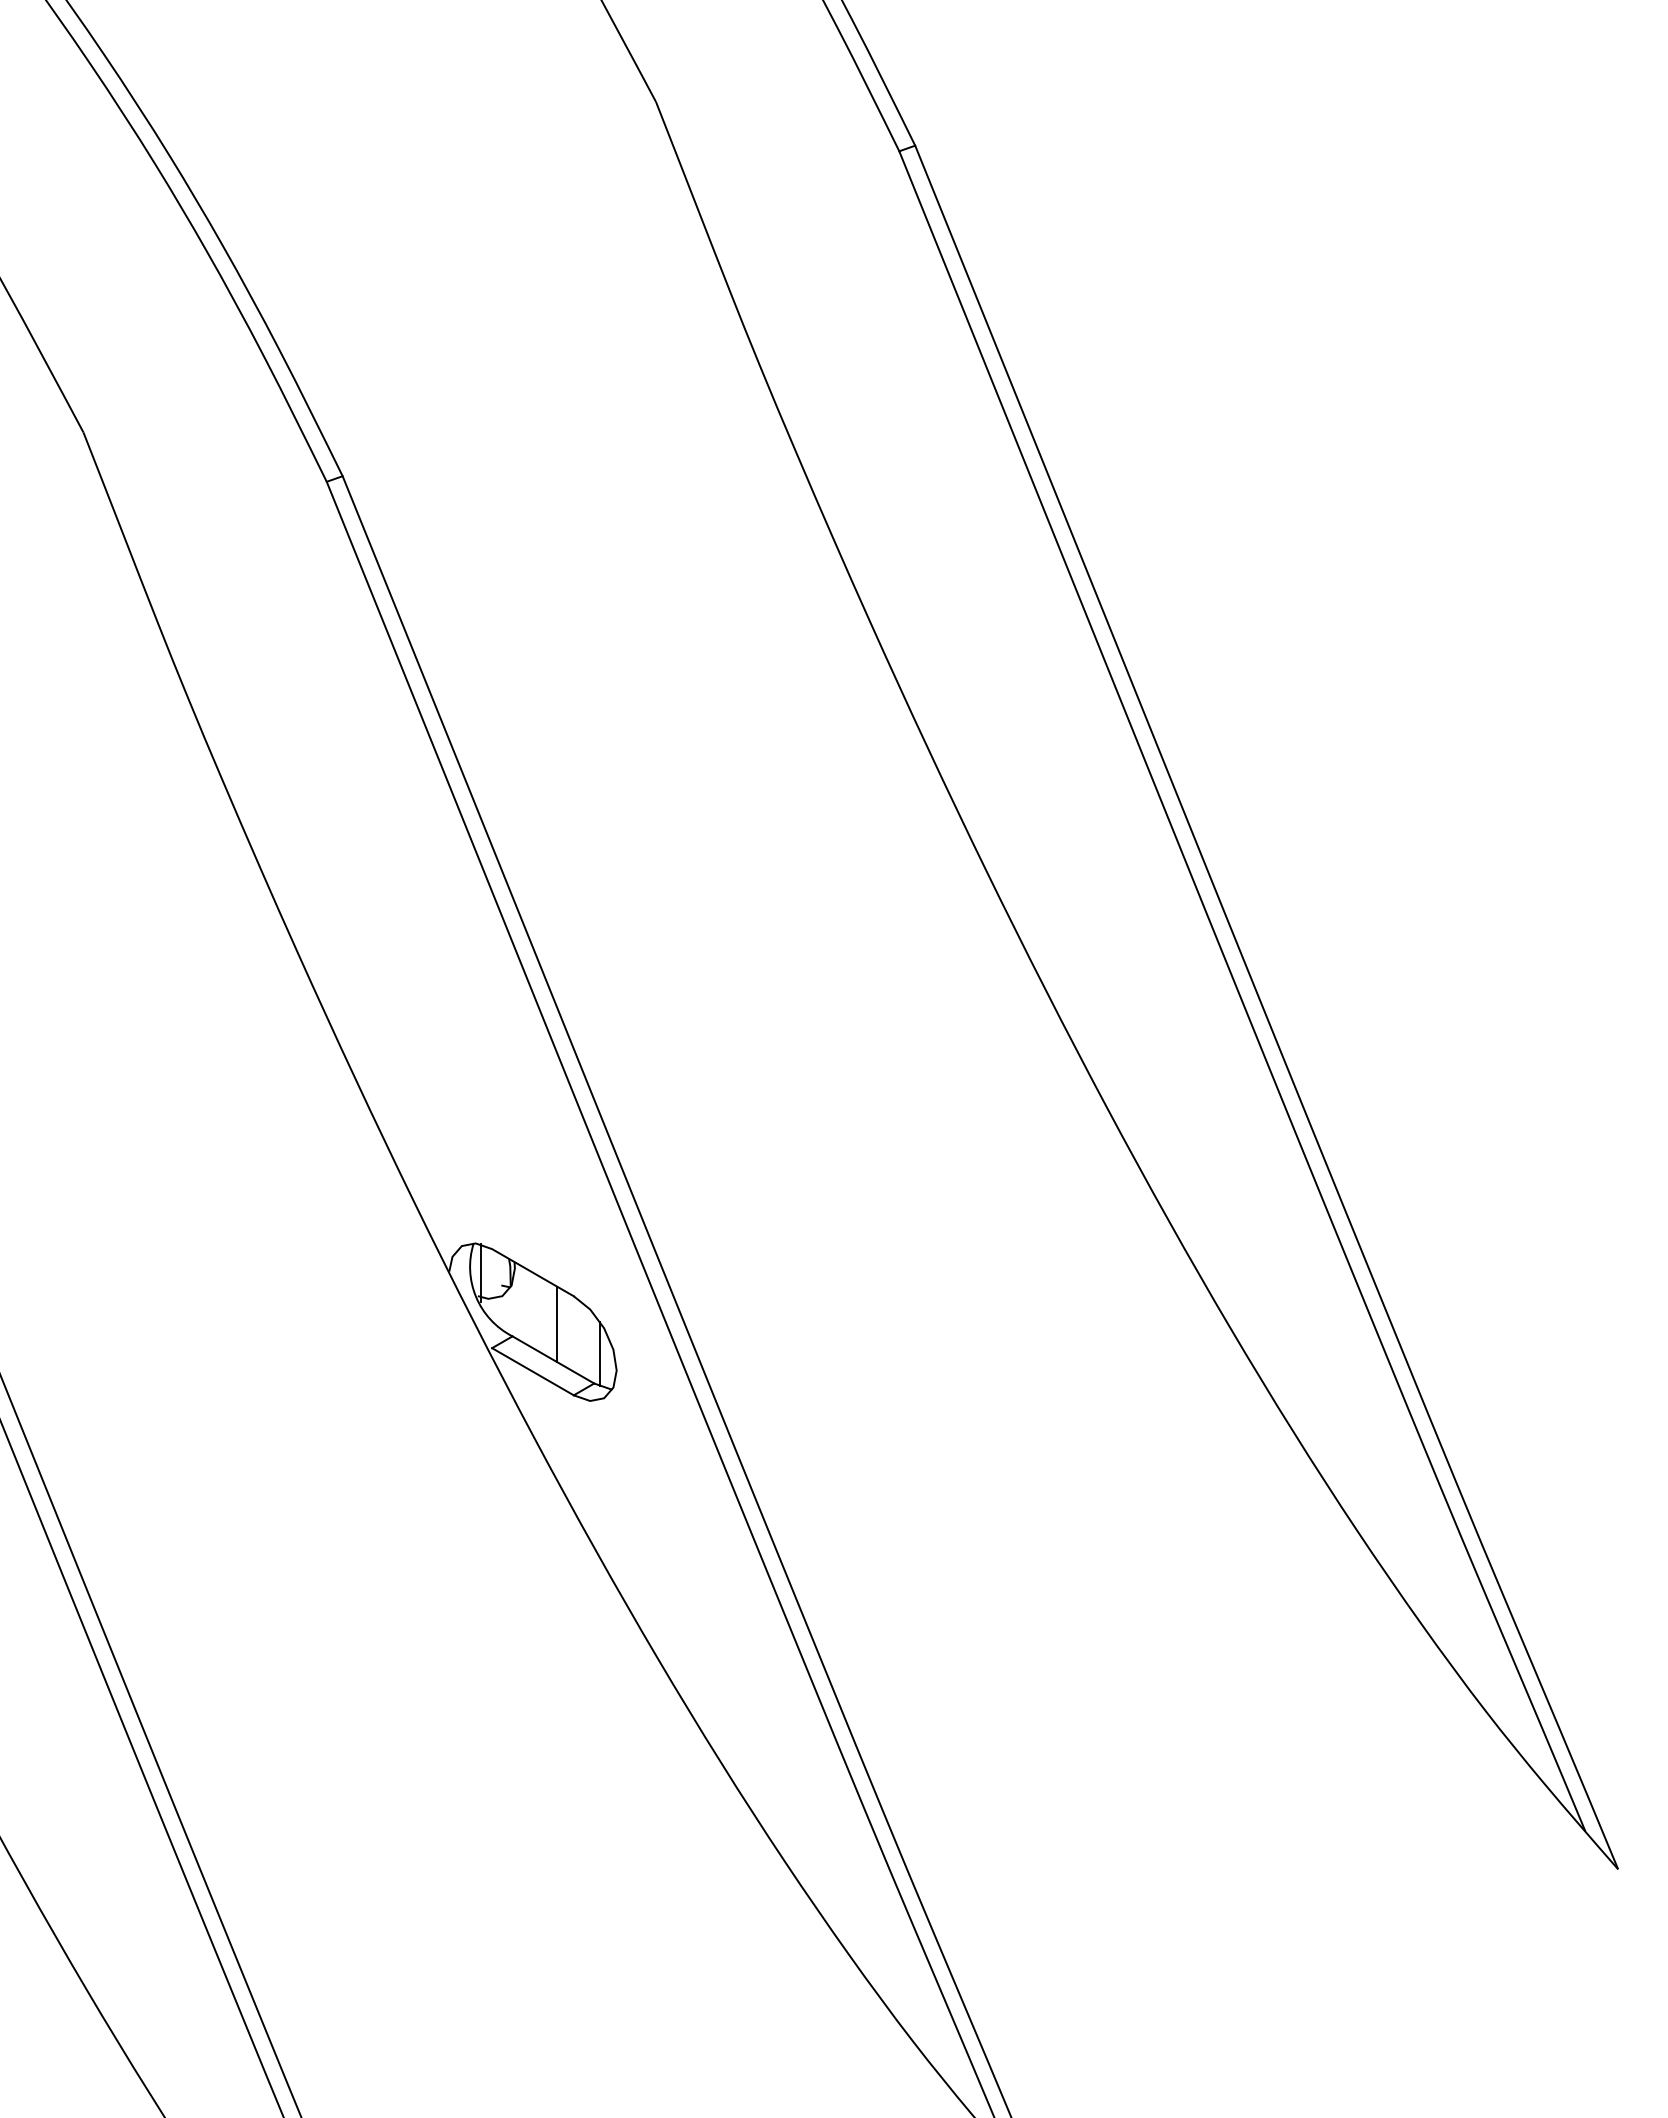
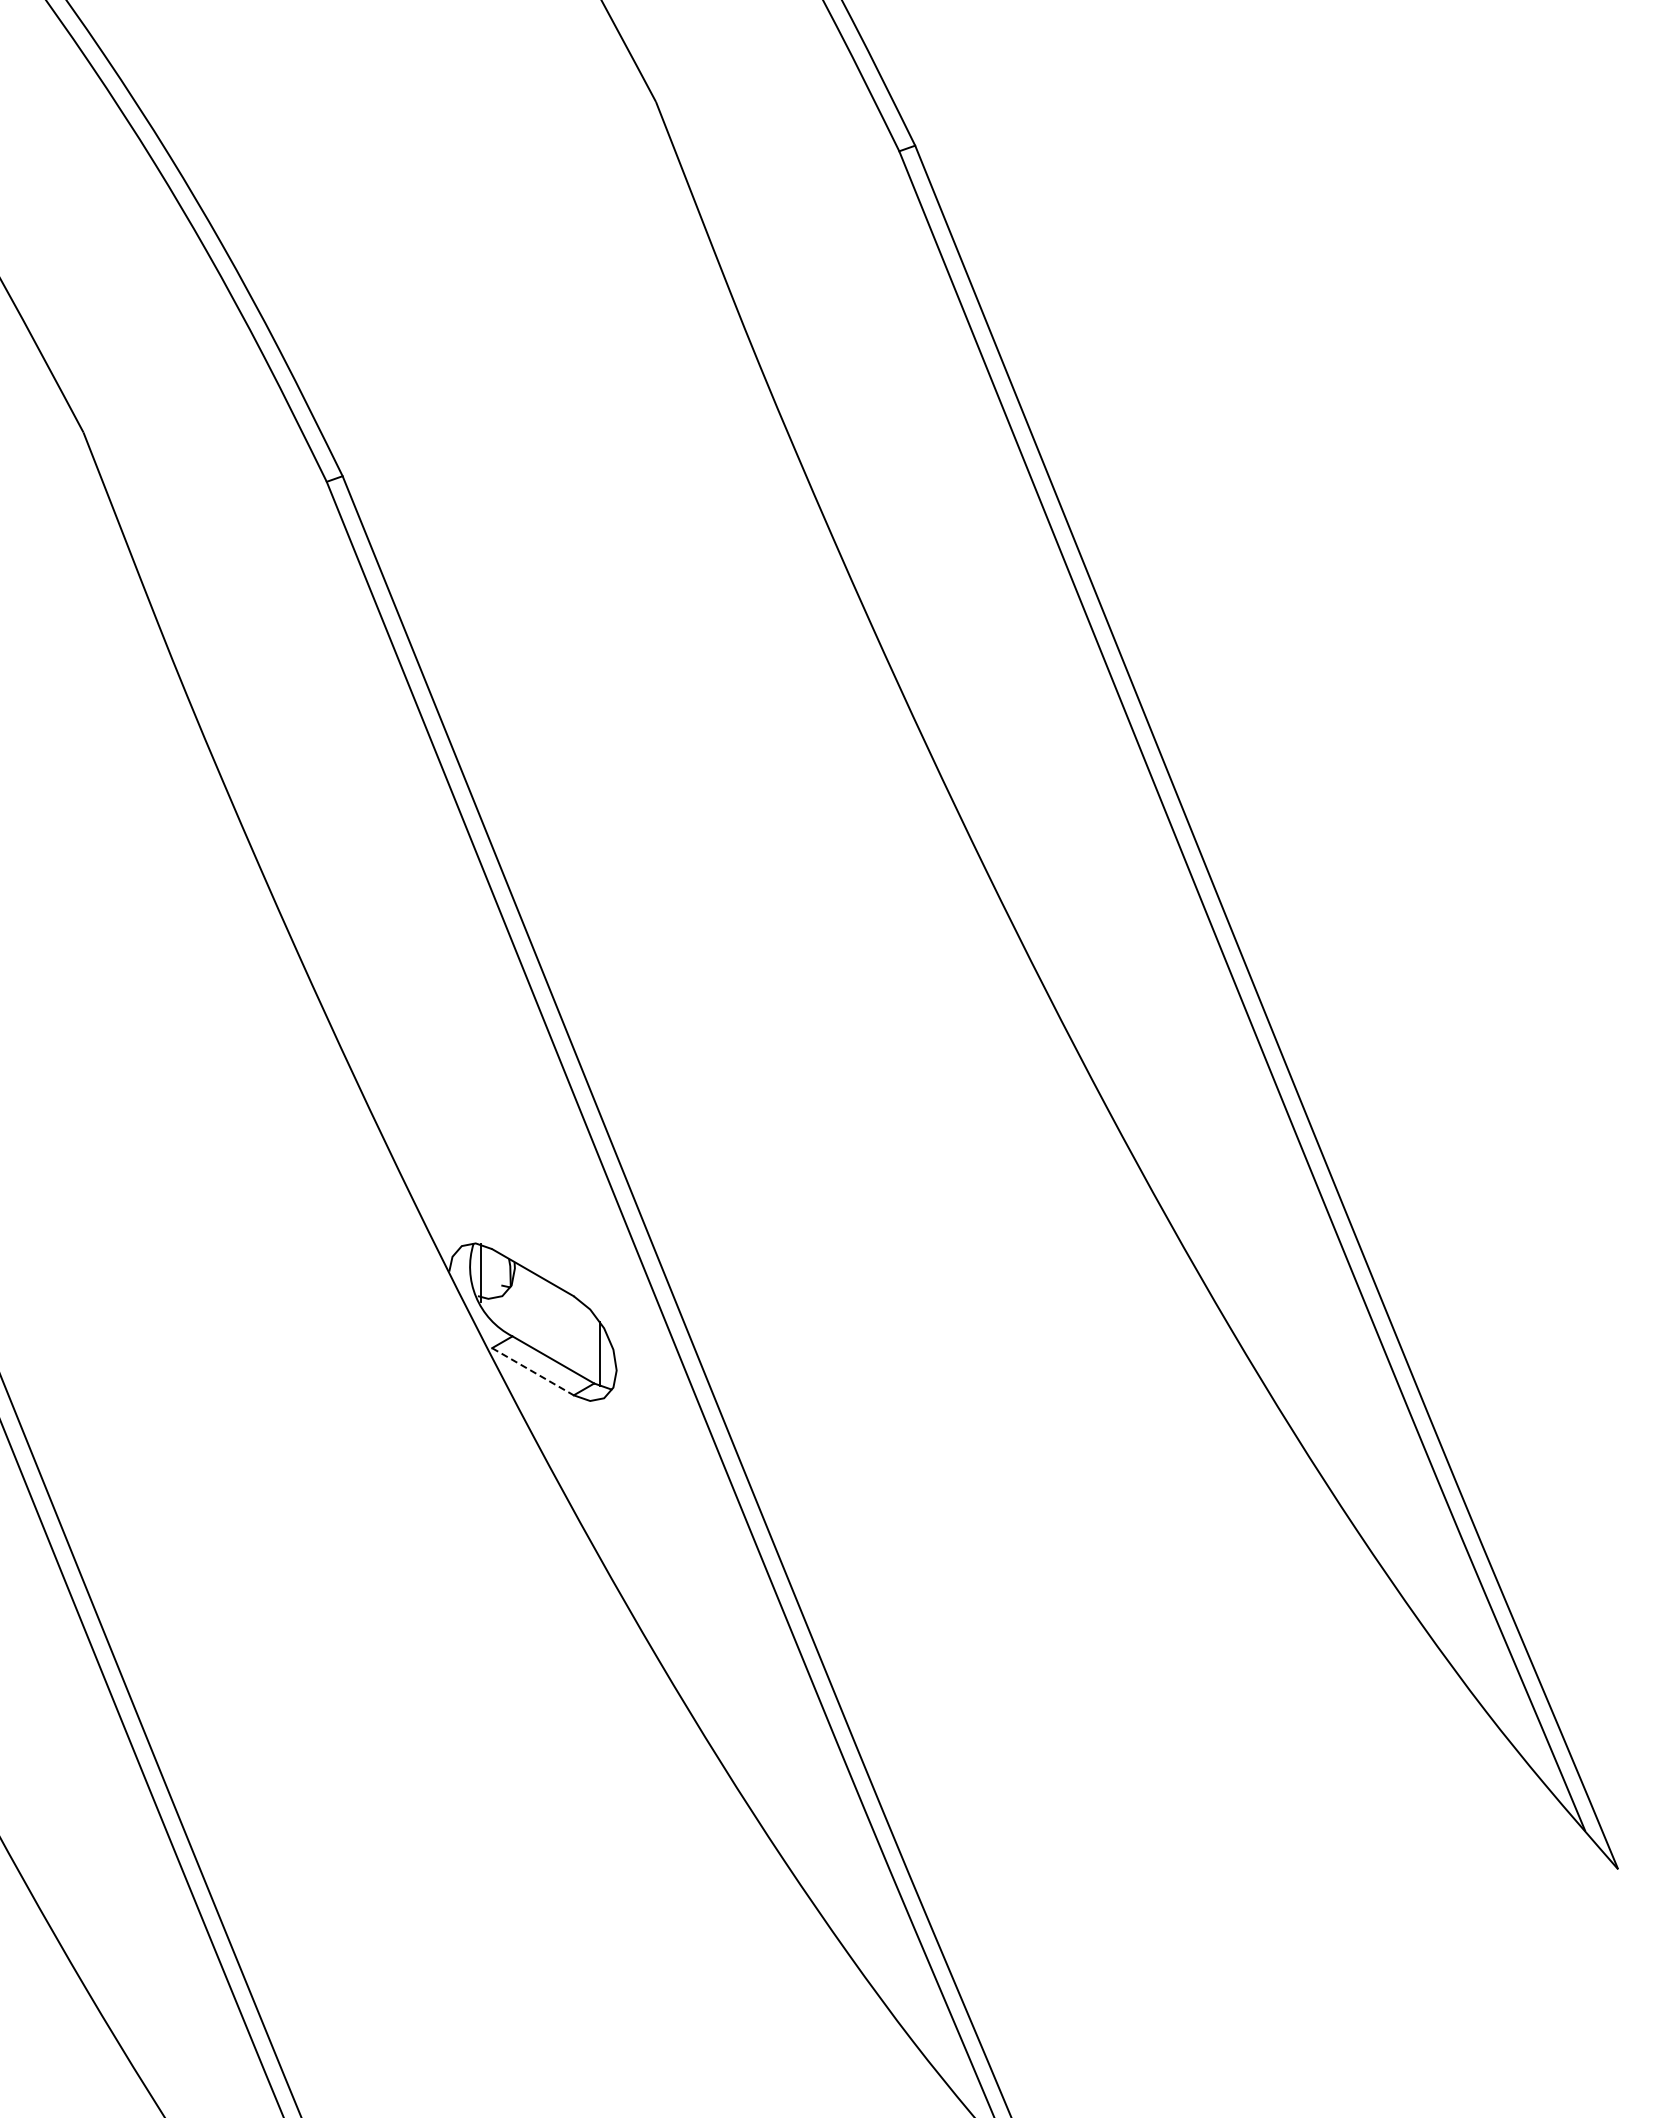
line: present -> none (557, 1324)
line: solid -> dashed (533, 1371)
